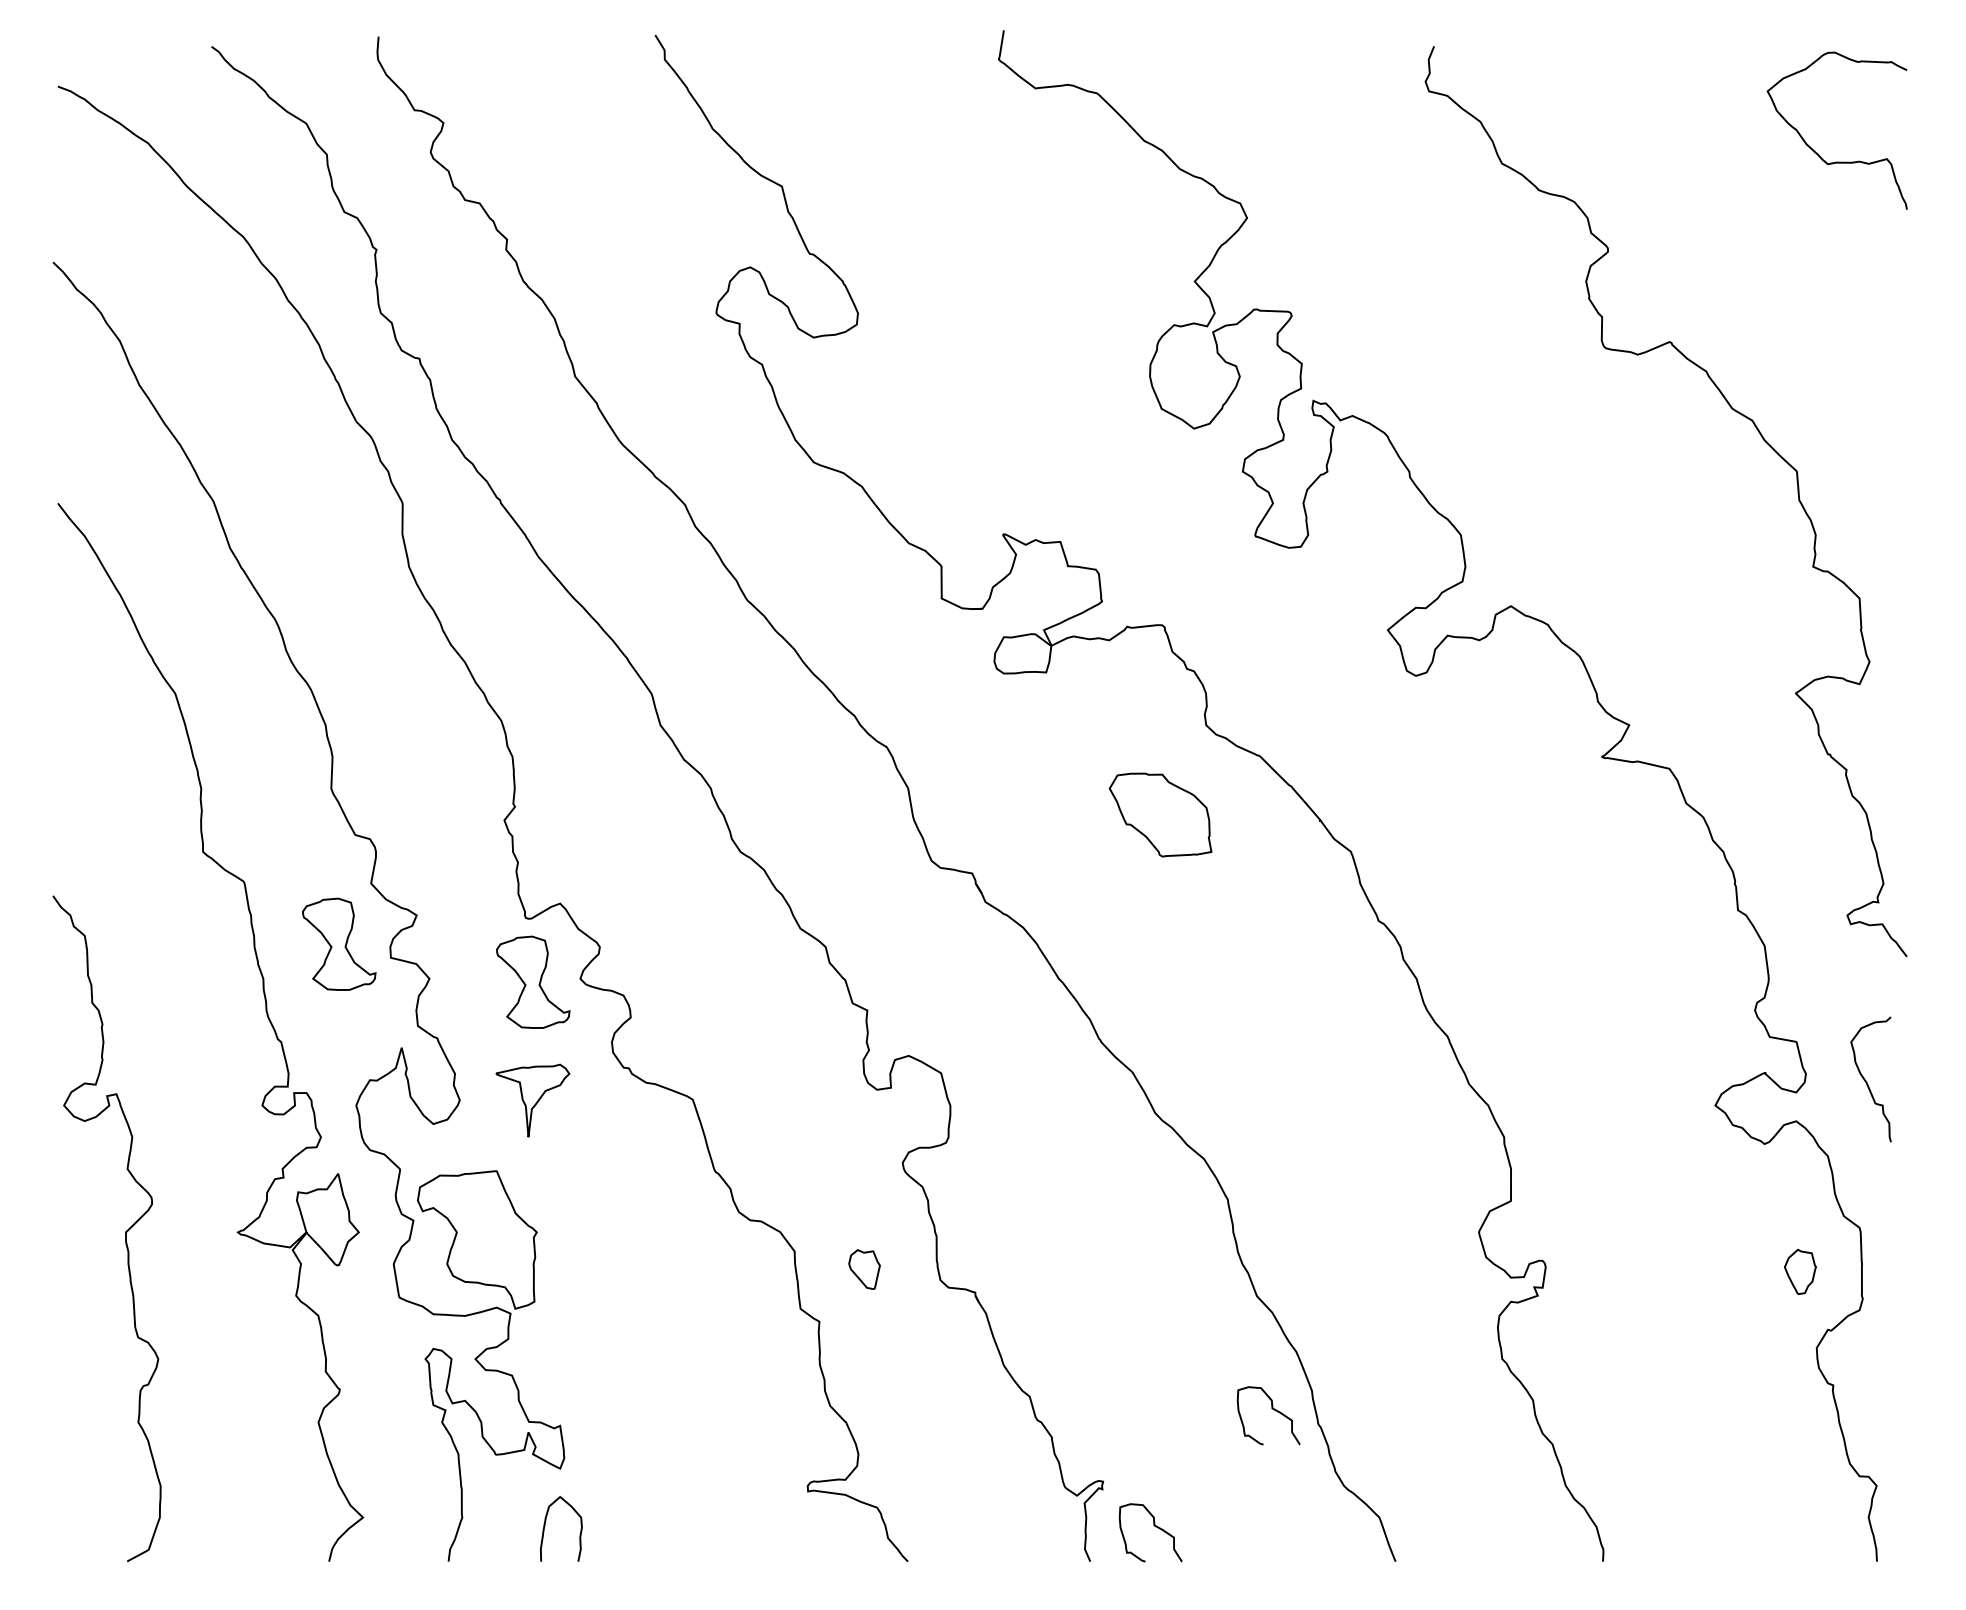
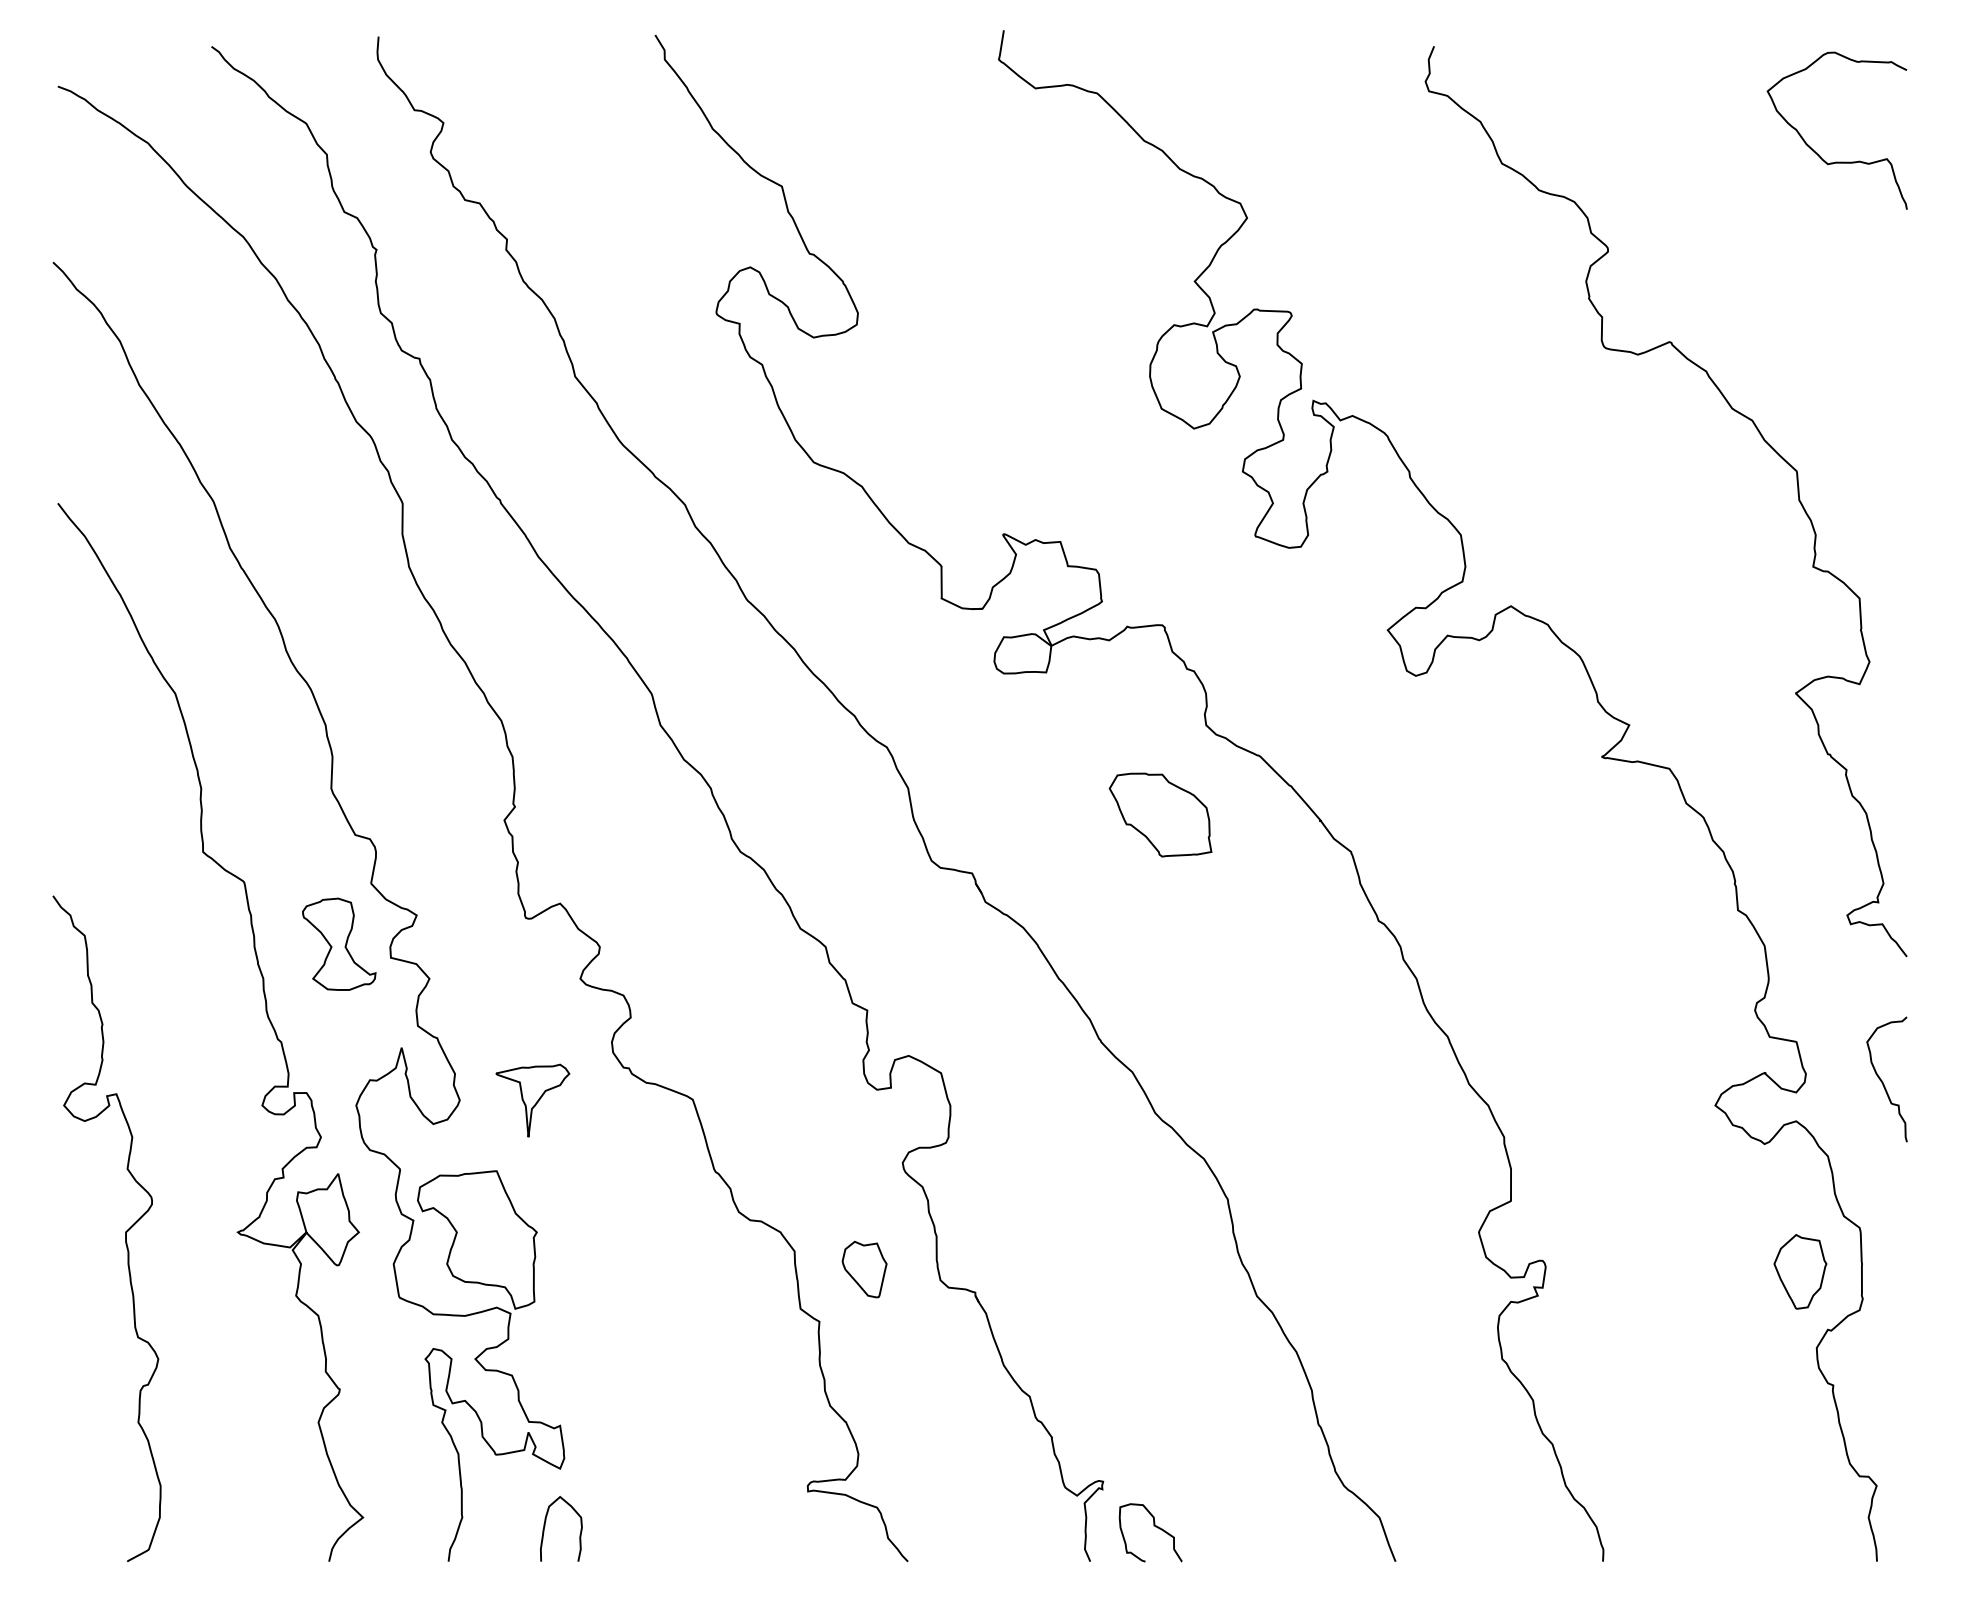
part: present -> none (533, 981)
curve position: (1866, 1080) -> (1882, 1080) (1882, 1080)
part size: 33x41 px -> 47x59 px (864, 1269)
part size: 33x47 px -> 55x76 px (1800, 1271)
curve: present -> none (1273, 1410)
